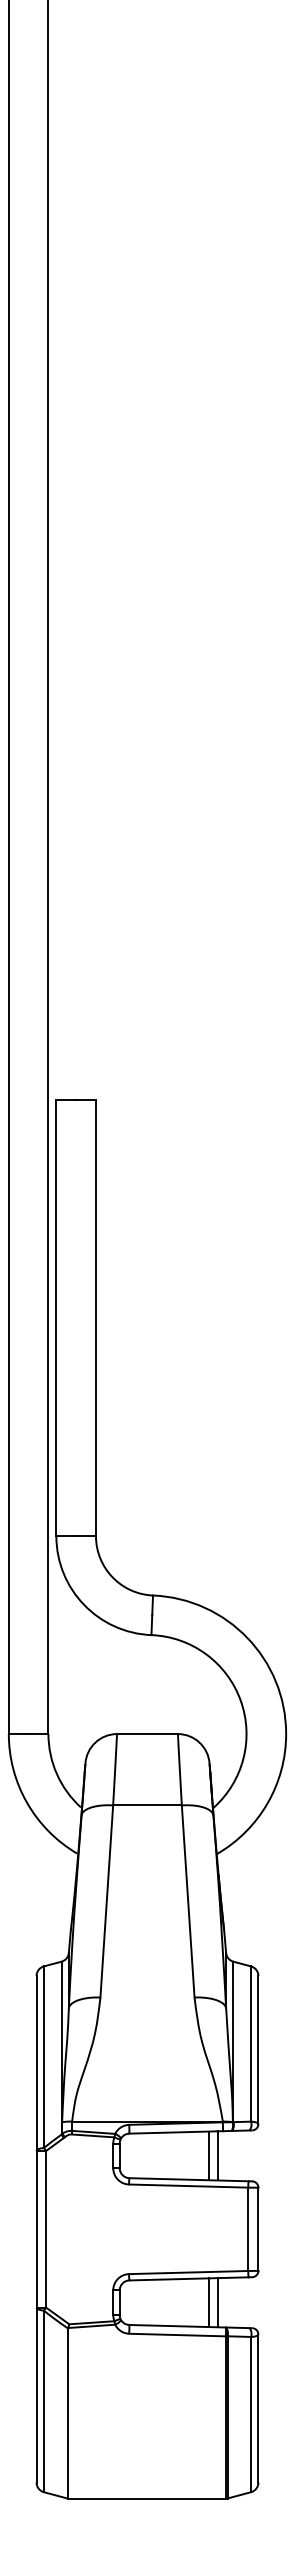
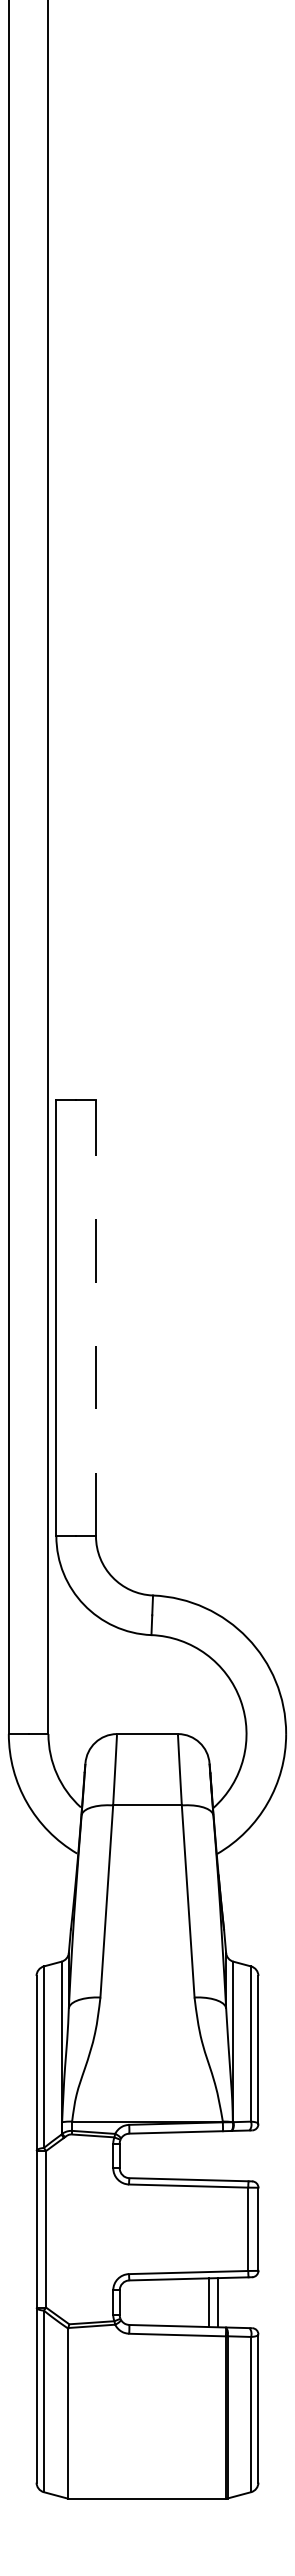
line: solid -> dashed (95, 1318)
line: present -> none (208, 2155)
line: present -> none (218, 2155)
